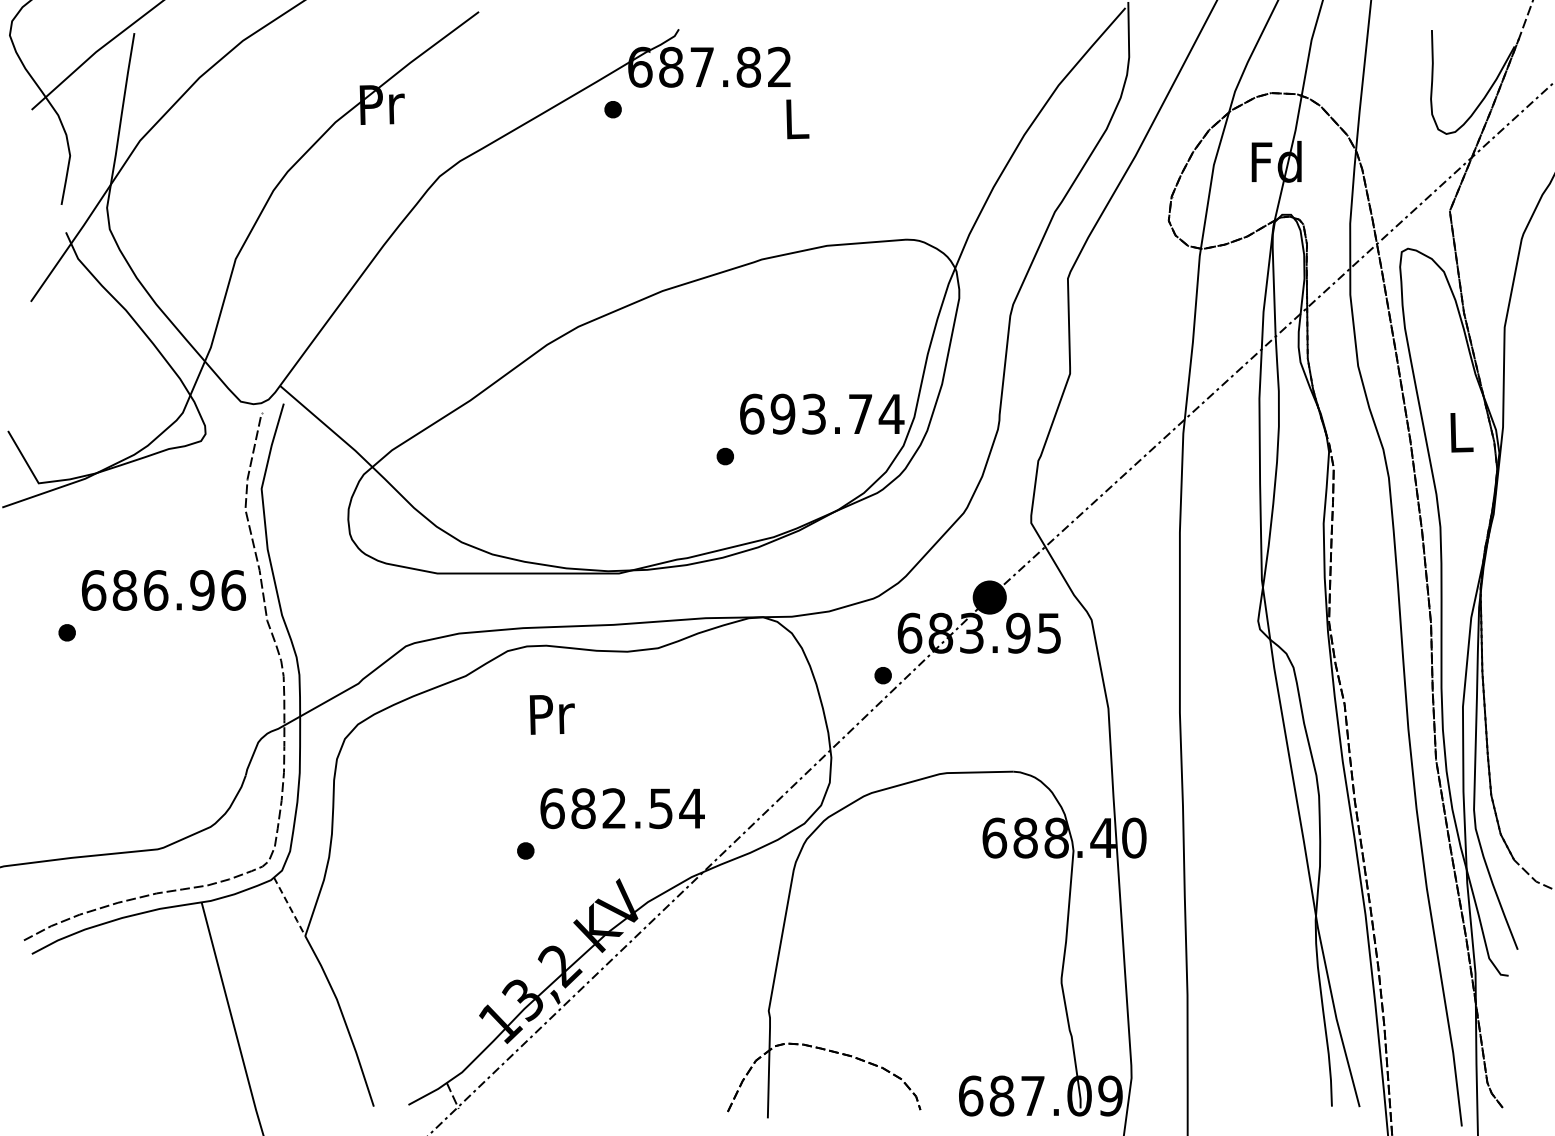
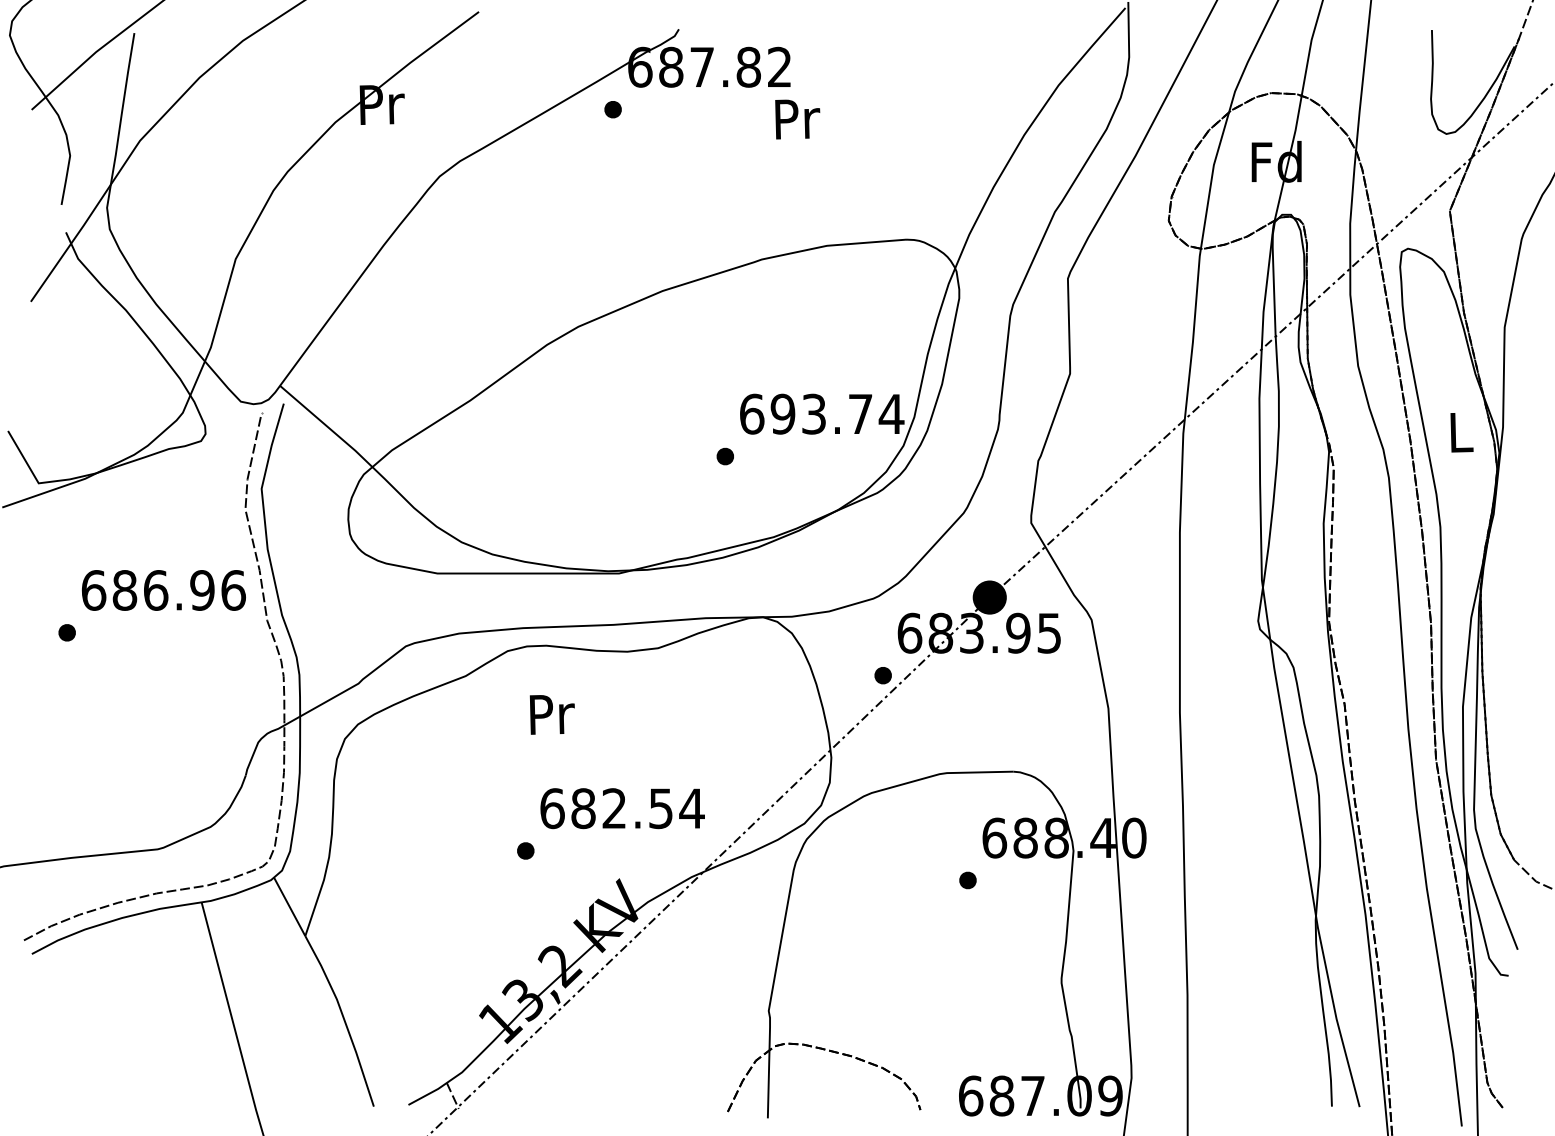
text: L -> Pr (797, 119)
part: none -> present (967, 880)
line: dashed -> solid (290, 907)
